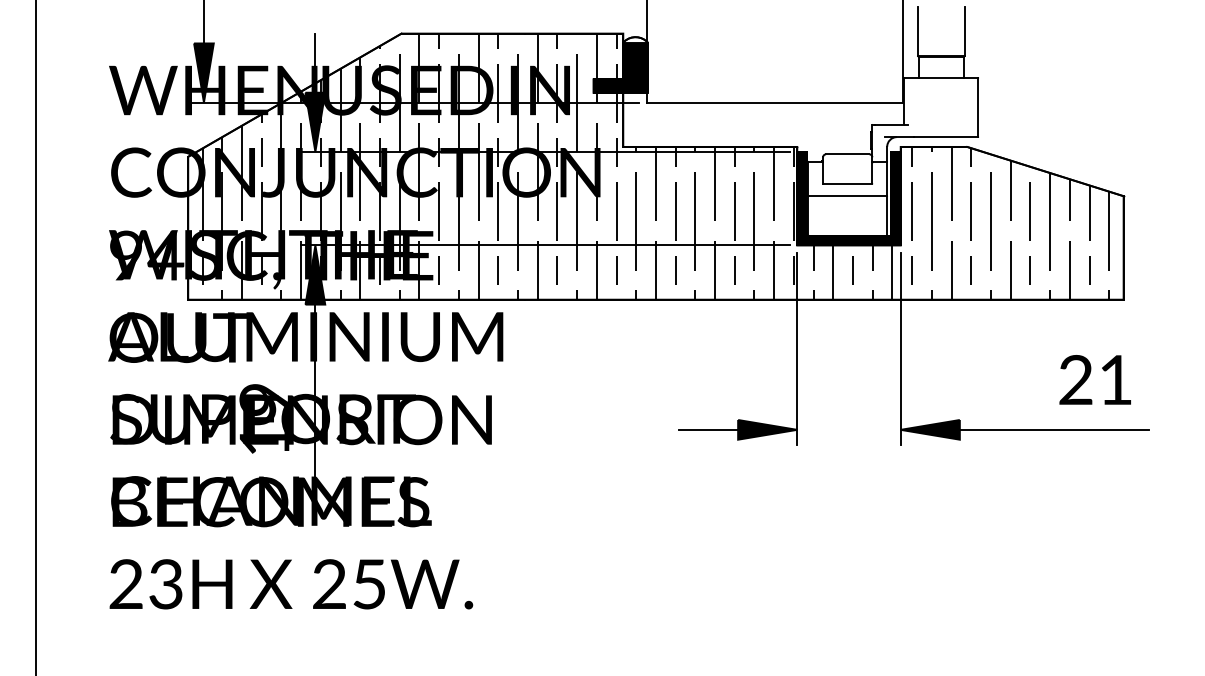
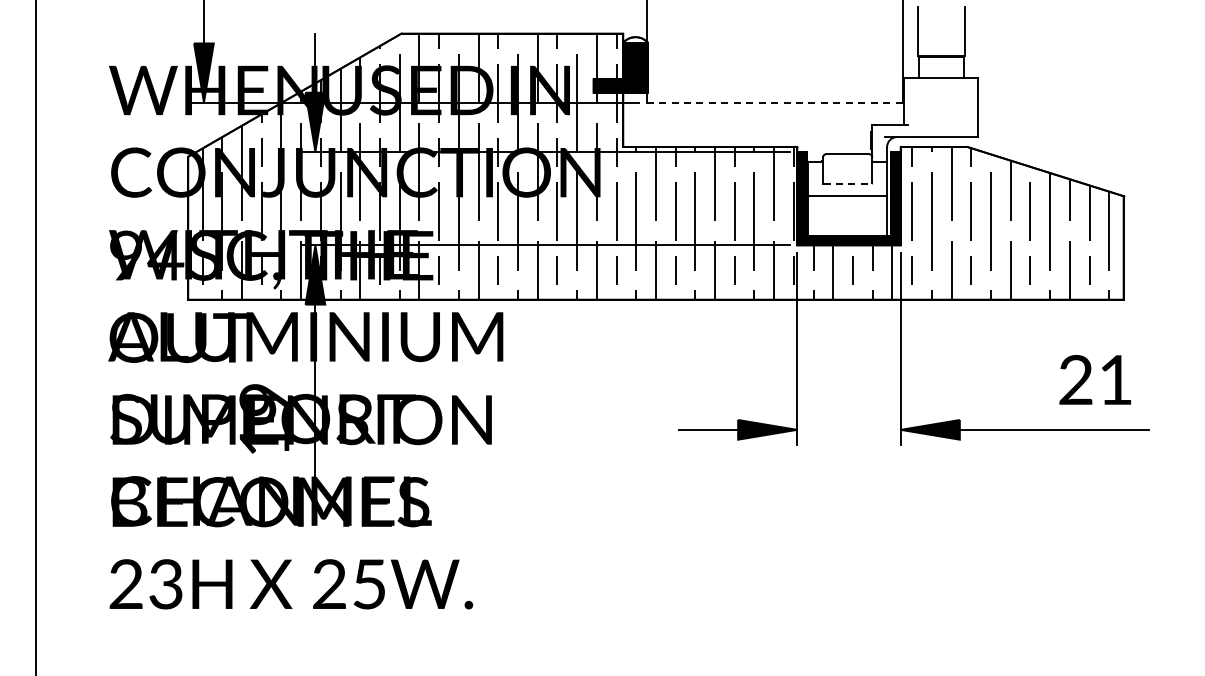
line: solid -> dashed (775, 102)
line: solid -> dashed (848, 183)
